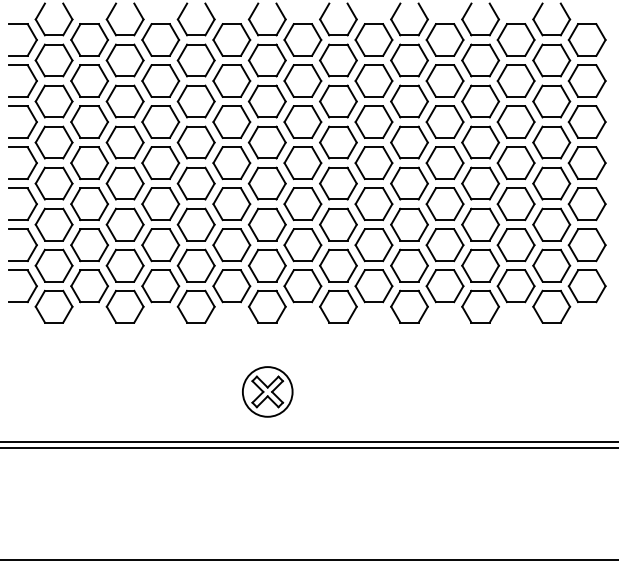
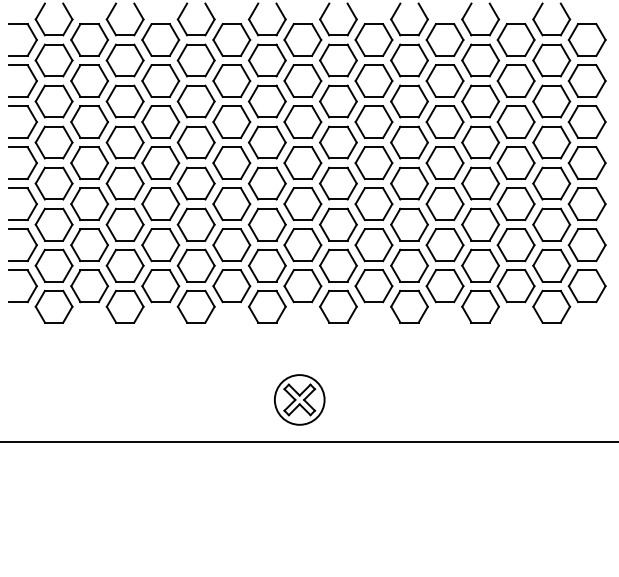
part position: (267, 391) -> (299, 399) (299, 399)
line: present -> none (308, 447)
line: present -> none (308, 559)
